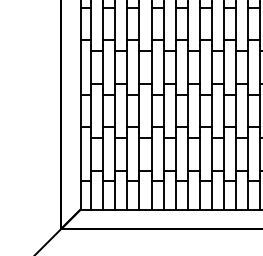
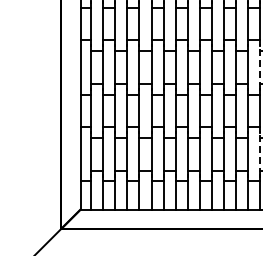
line: solid -> dashed (260, 67)
line: solid -> dashed (260, 153)
